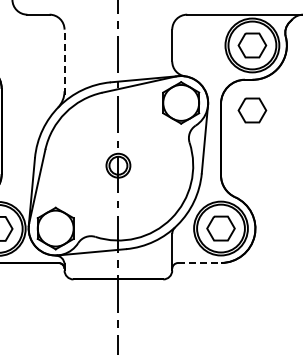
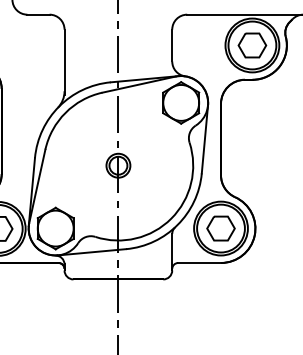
line: dashed -> solid (64, 62)
part: present -> none (252, 110)
line: dashed -> solid (200, 262)
